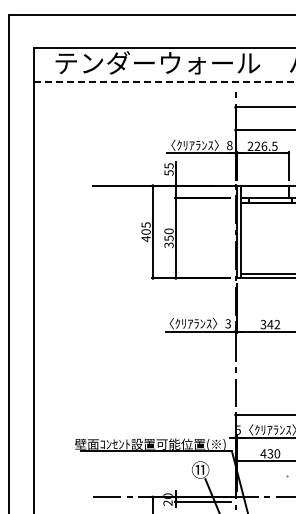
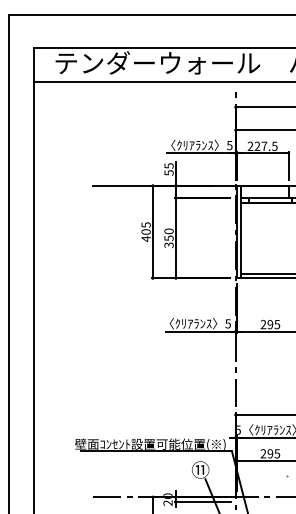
line: dashed -> solid (164, 82)
text: 8 -> 5 (229, 145)
text: 226.5 -> 227.5 (264, 145)
text: 3 -> 5 (227, 323)
text: 342 -> 295 (270, 324)
text: 430 -> 295 (270, 453)
